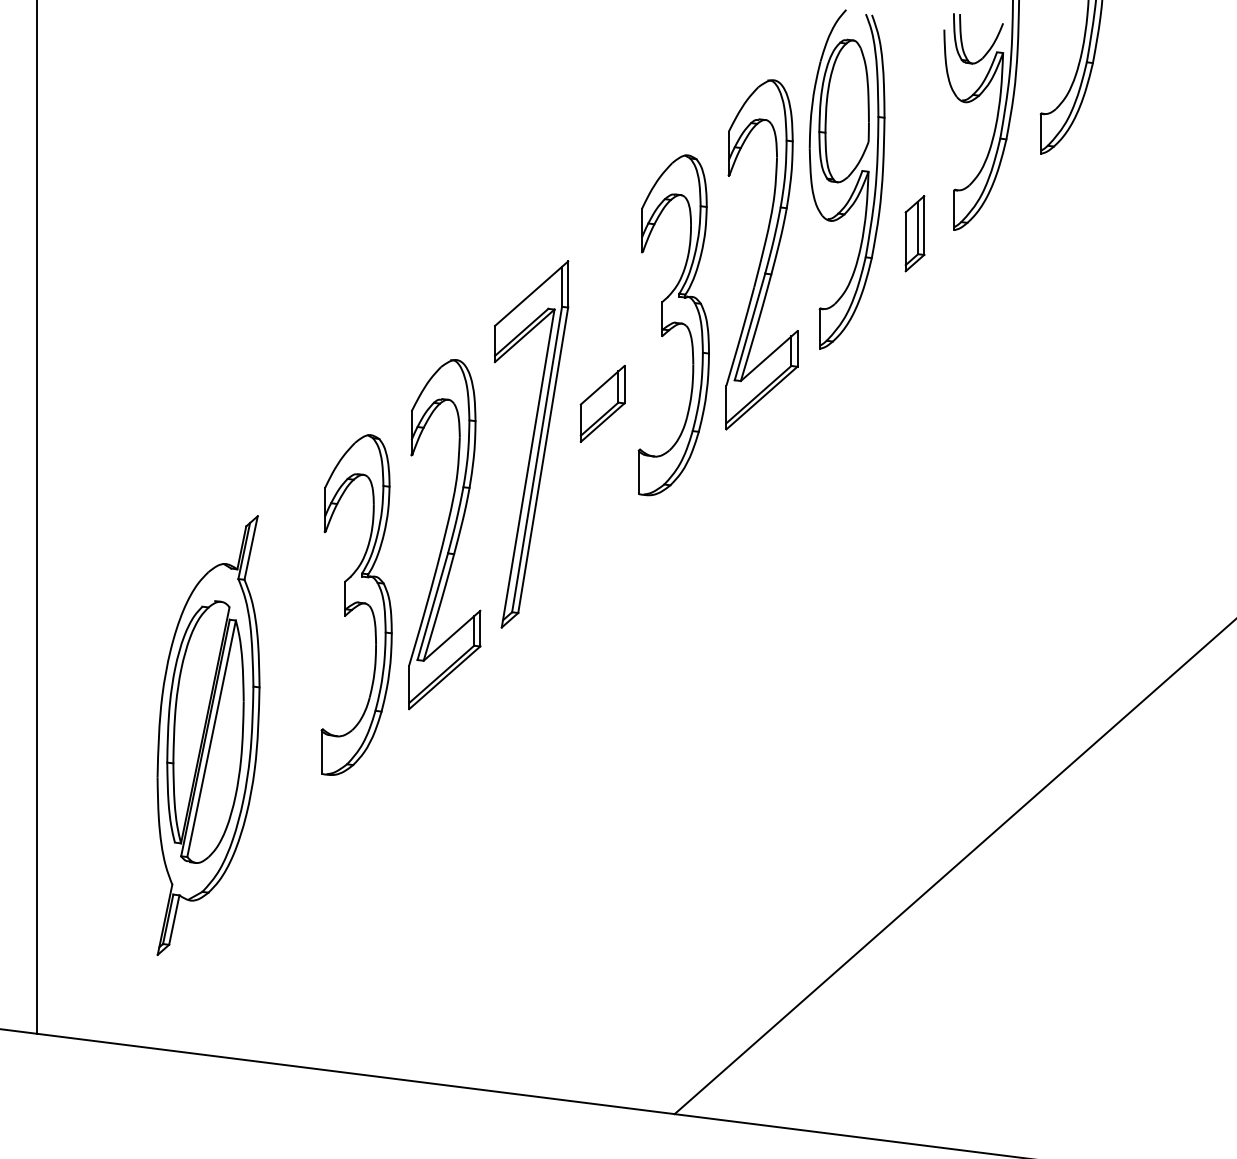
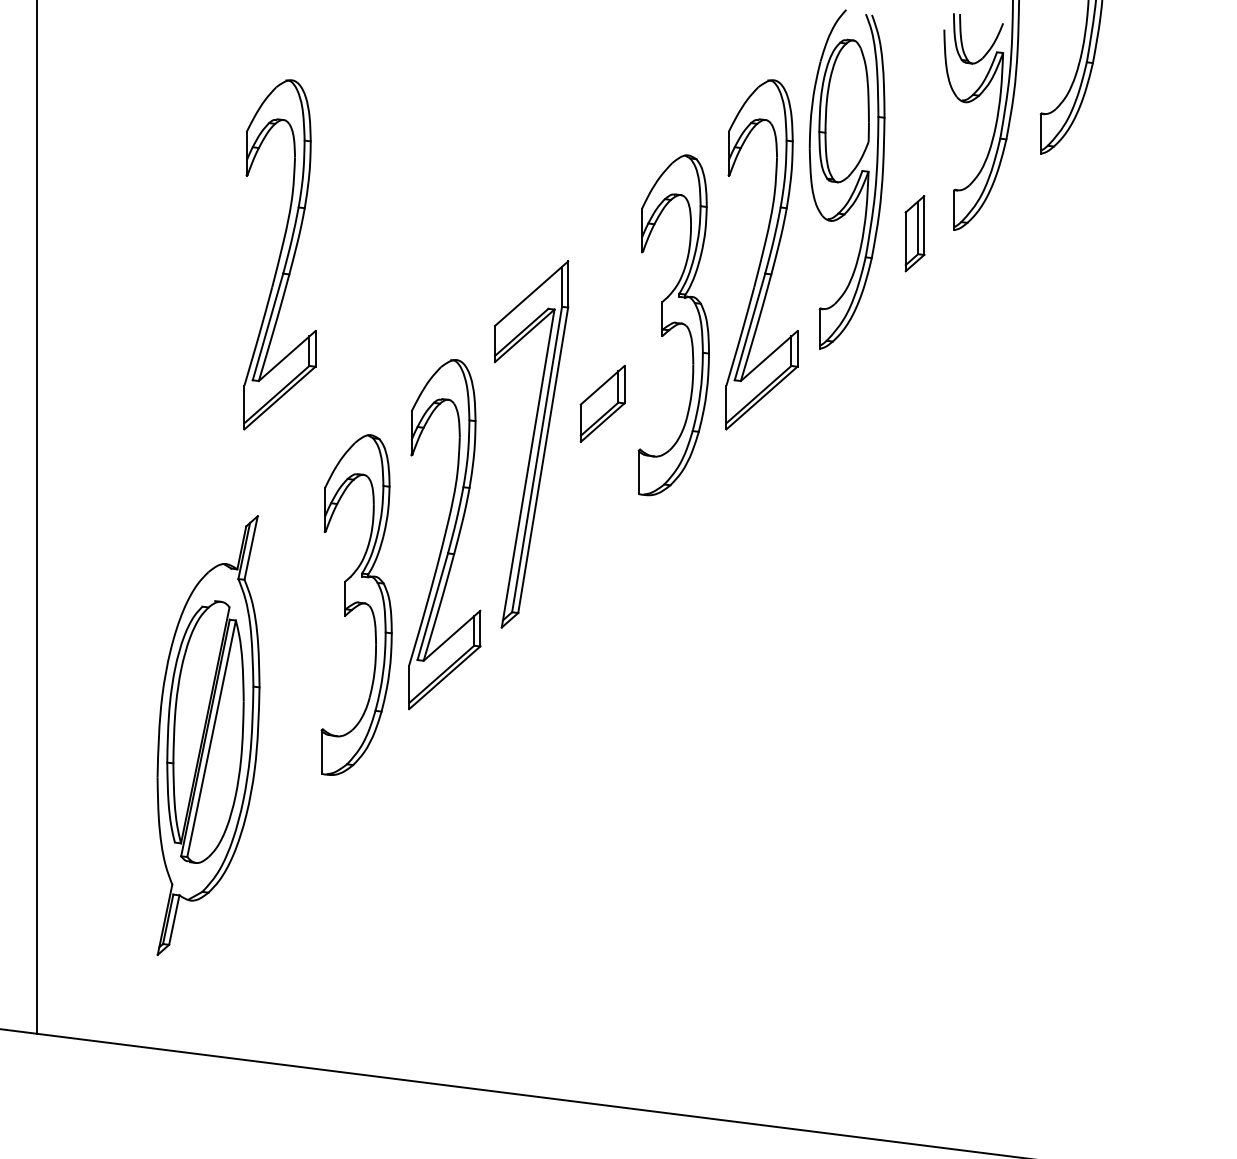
part: none -> present (279, 254)
line: present -> none (953, 867)
